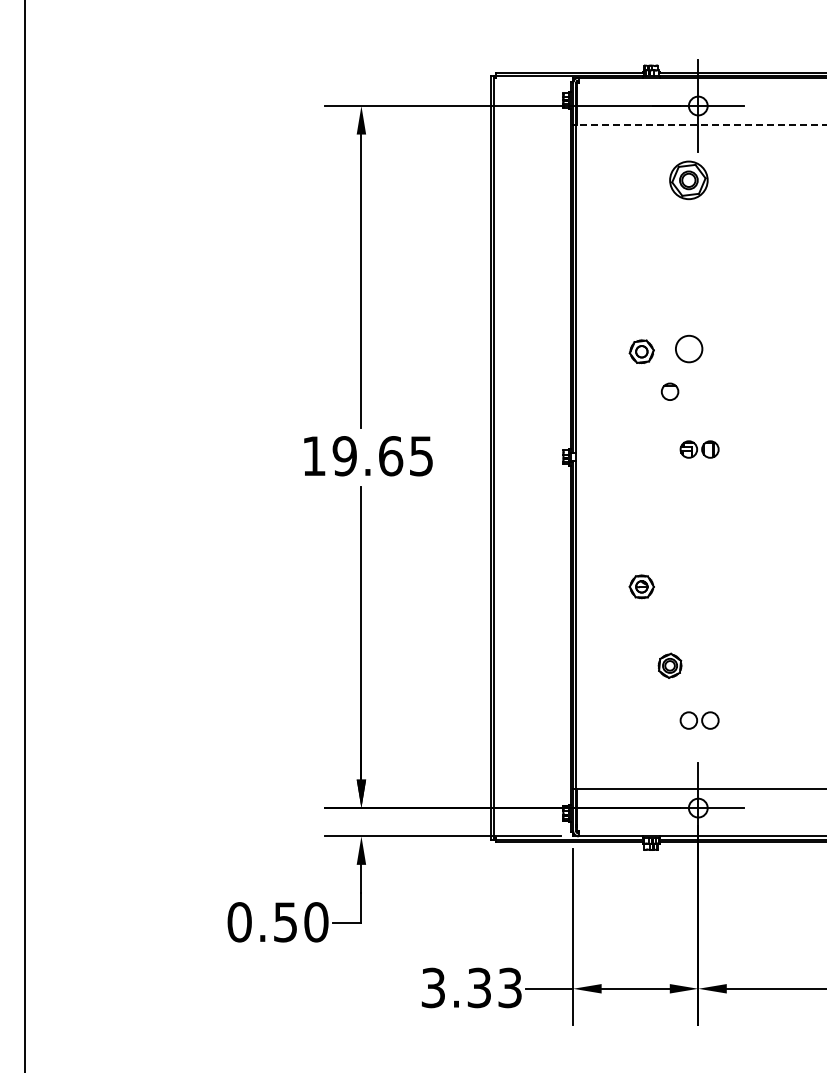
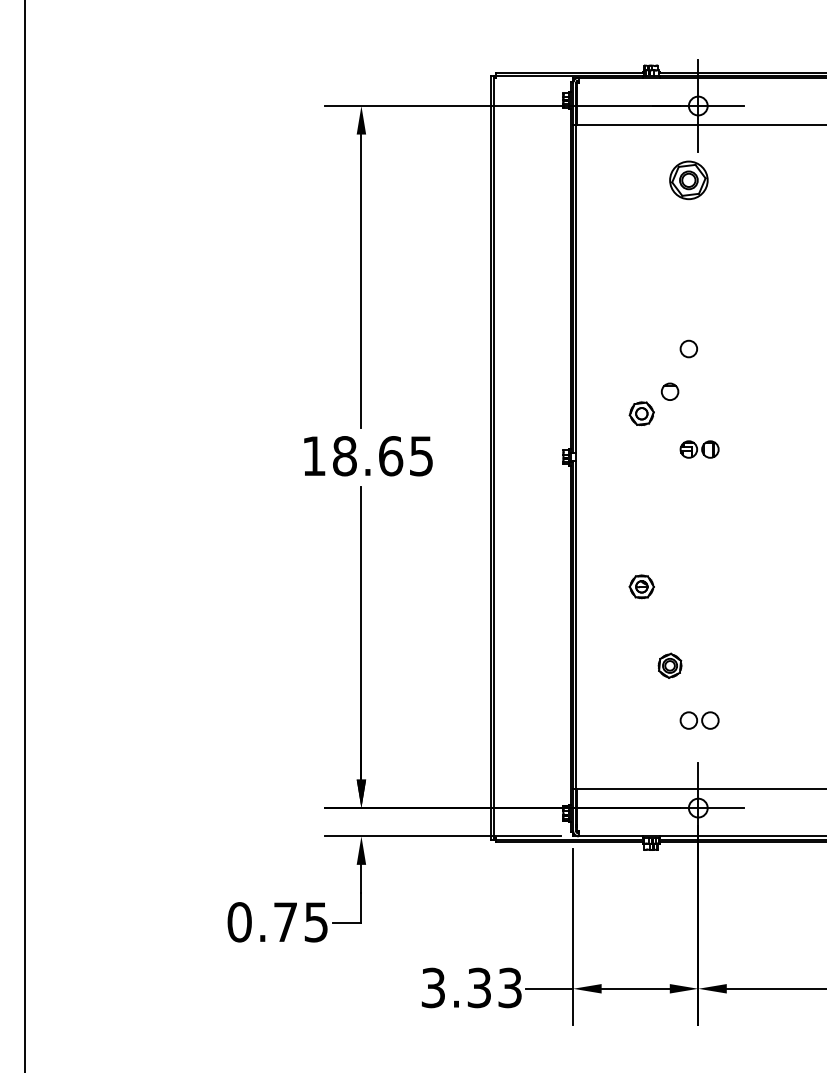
line: dashed -> solid (701, 124)
circle size: 29x30 px -> 19x20 px (688, 348)
part position: (641, 351) -> (641, 413) (641, 413)
text: 19.65 -> 18.65 (344, 456)
text: 0.50 -> 0.75 (301, 922)
